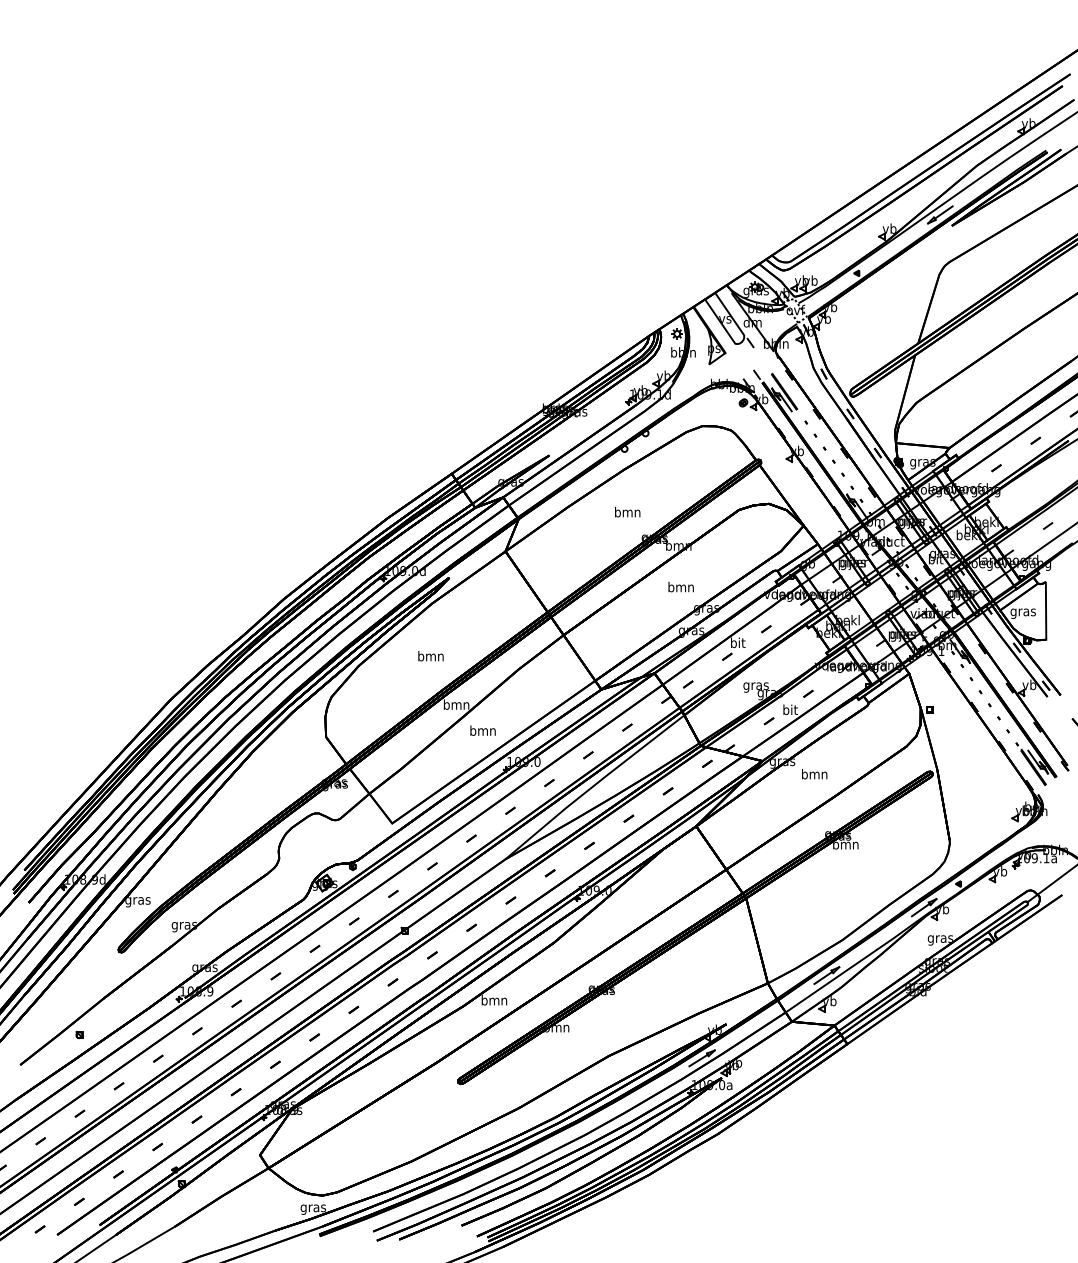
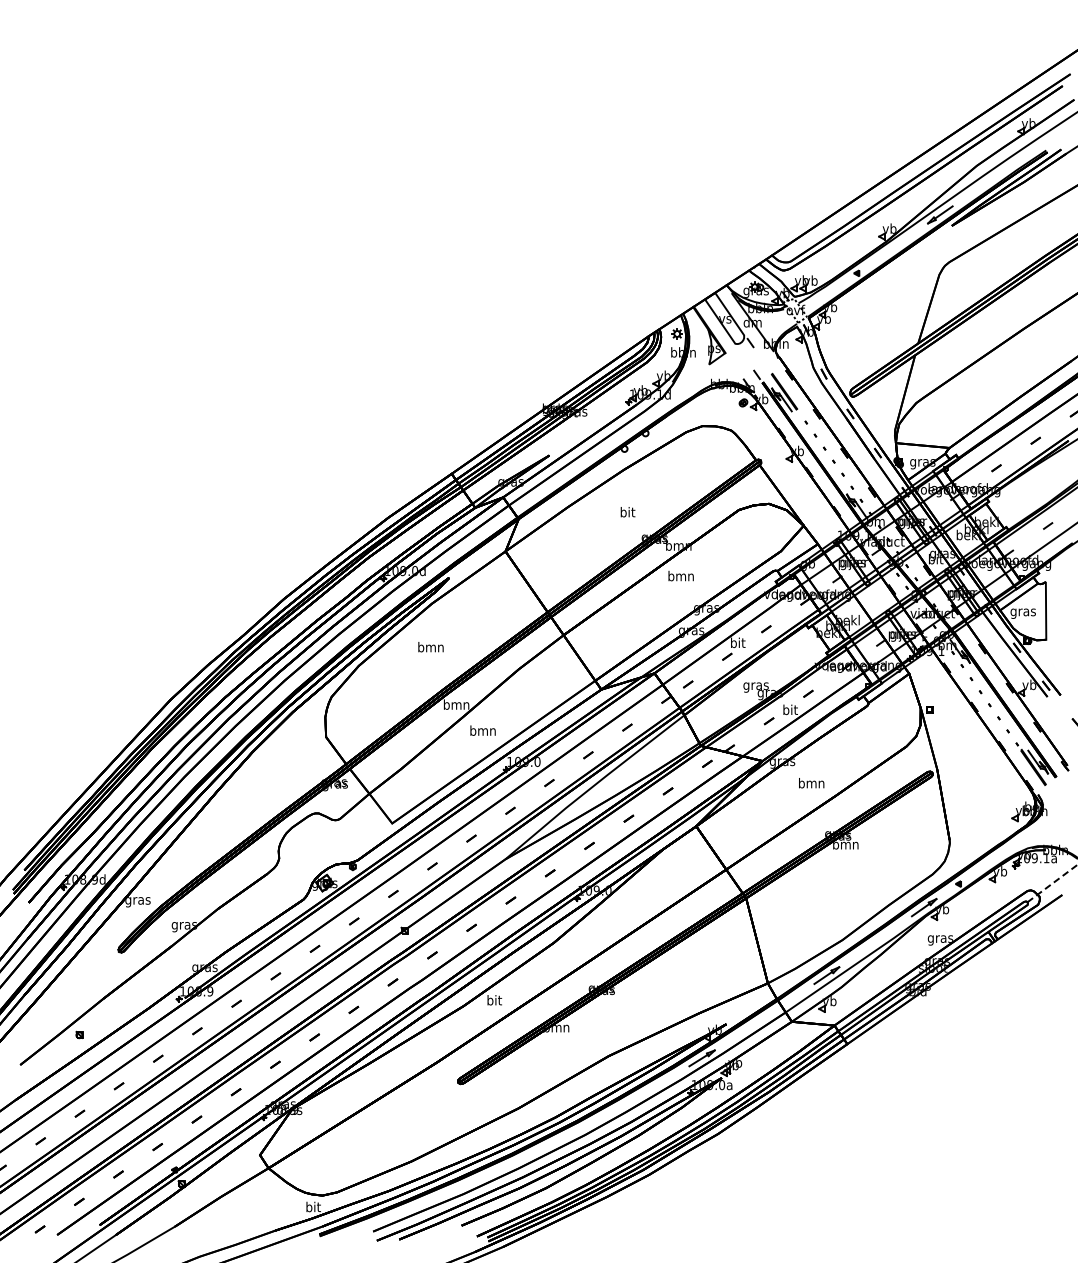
text: bmn -> bit (627, 512)
text position: (680, 587) -> (680, 576) (680, 576)
text position: (430, 656) -> (430, 647) (430, 647)
text position: (814, 774) -> (811, 783) (811, 783)
line: solid -> dashed (1053, 883)
text: bmn -> bit (494, 1000)
text: gras -> bit (312, 1207)
